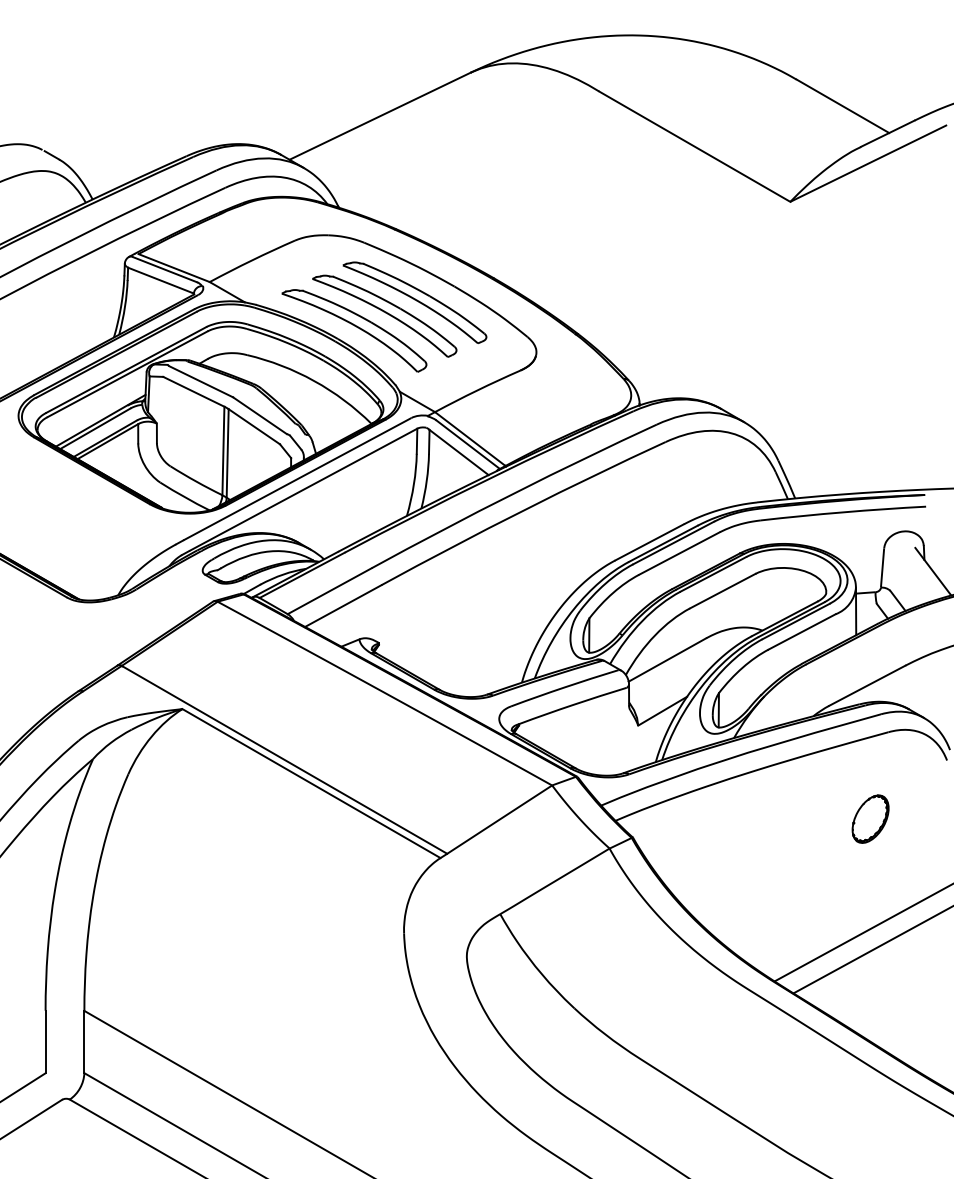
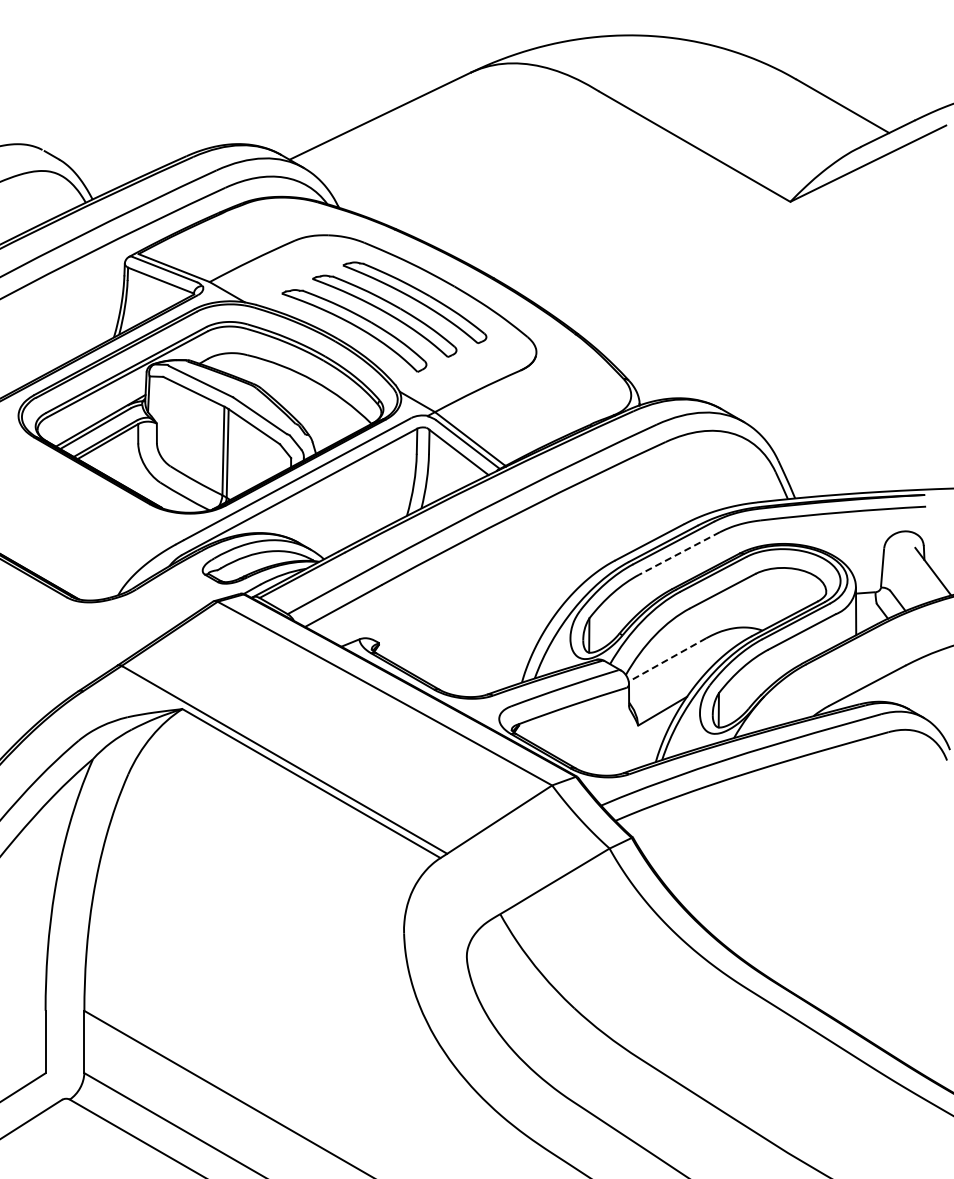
line: solid -> dashed (679, 553)
line: solid -> dashed (667, 660)
part: present -> none (870, 818)
line: present -> none (862, 933)
line: present -> none (871, 950)
